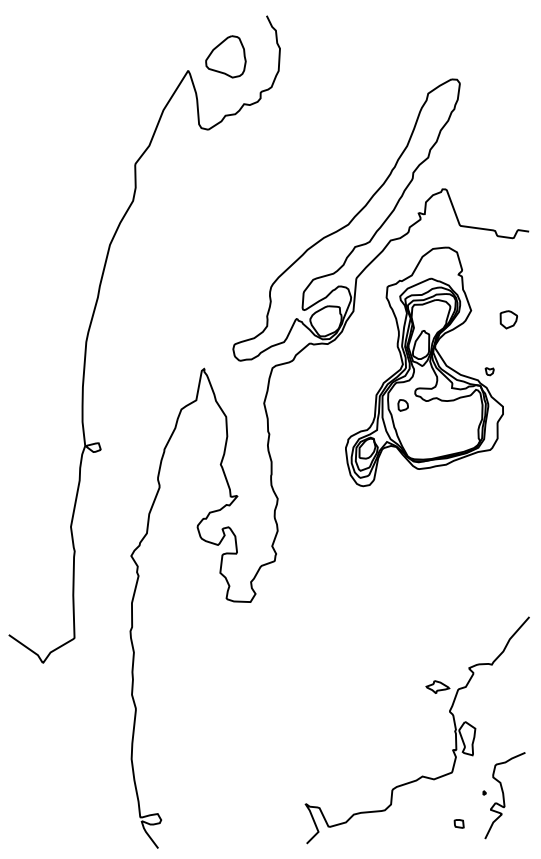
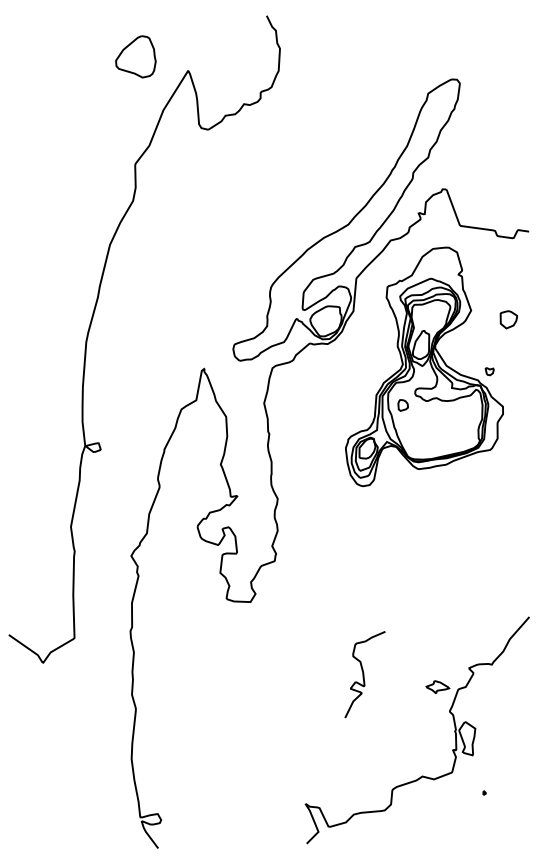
part position: (225, 56) -> (135, 56) (135, 56)
curve position: (504, 795) -> (364, 674) (364, 674)
part: present -> none (458, 823)
